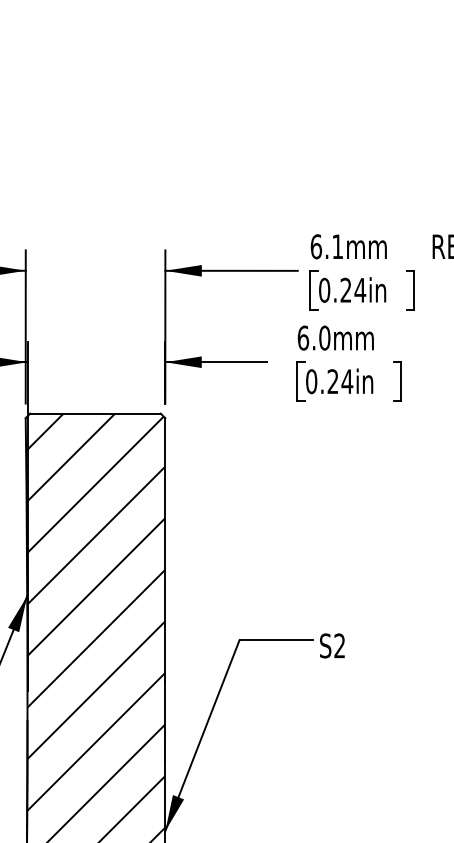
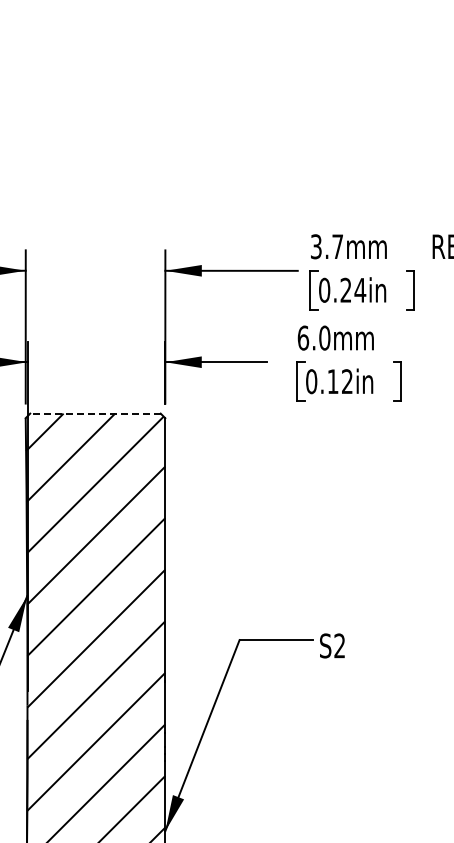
text: 6.1mm -> 3.7mm (326, 246)
text: 0.24in -> 0.12in (340, 381)
line: solid -> dashed (94, 413)
